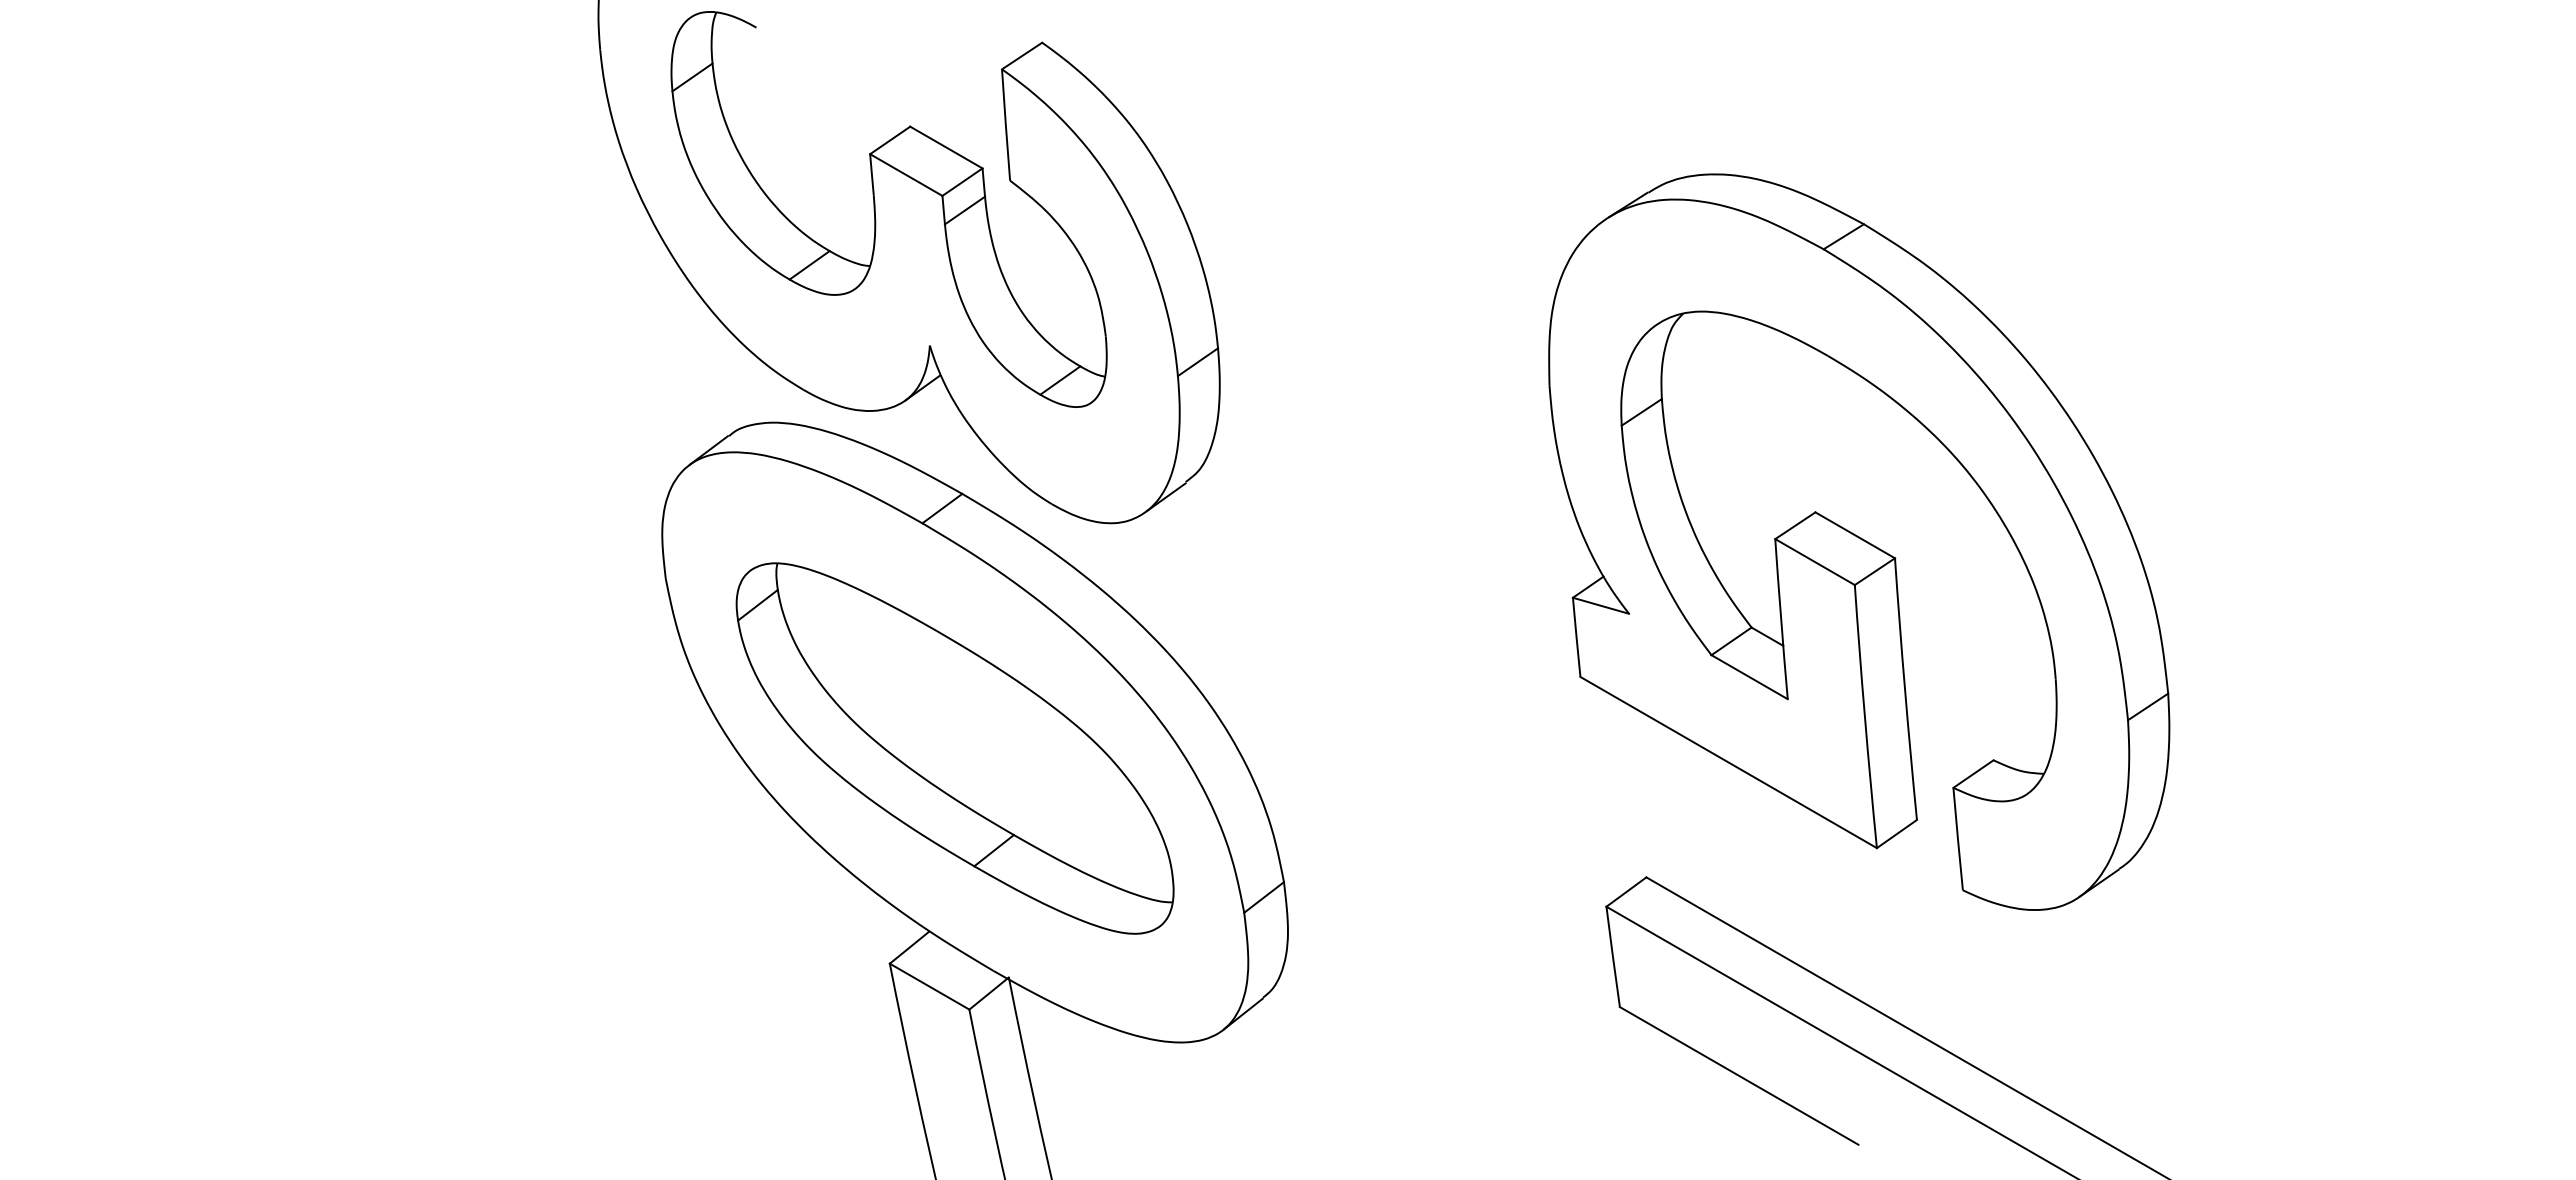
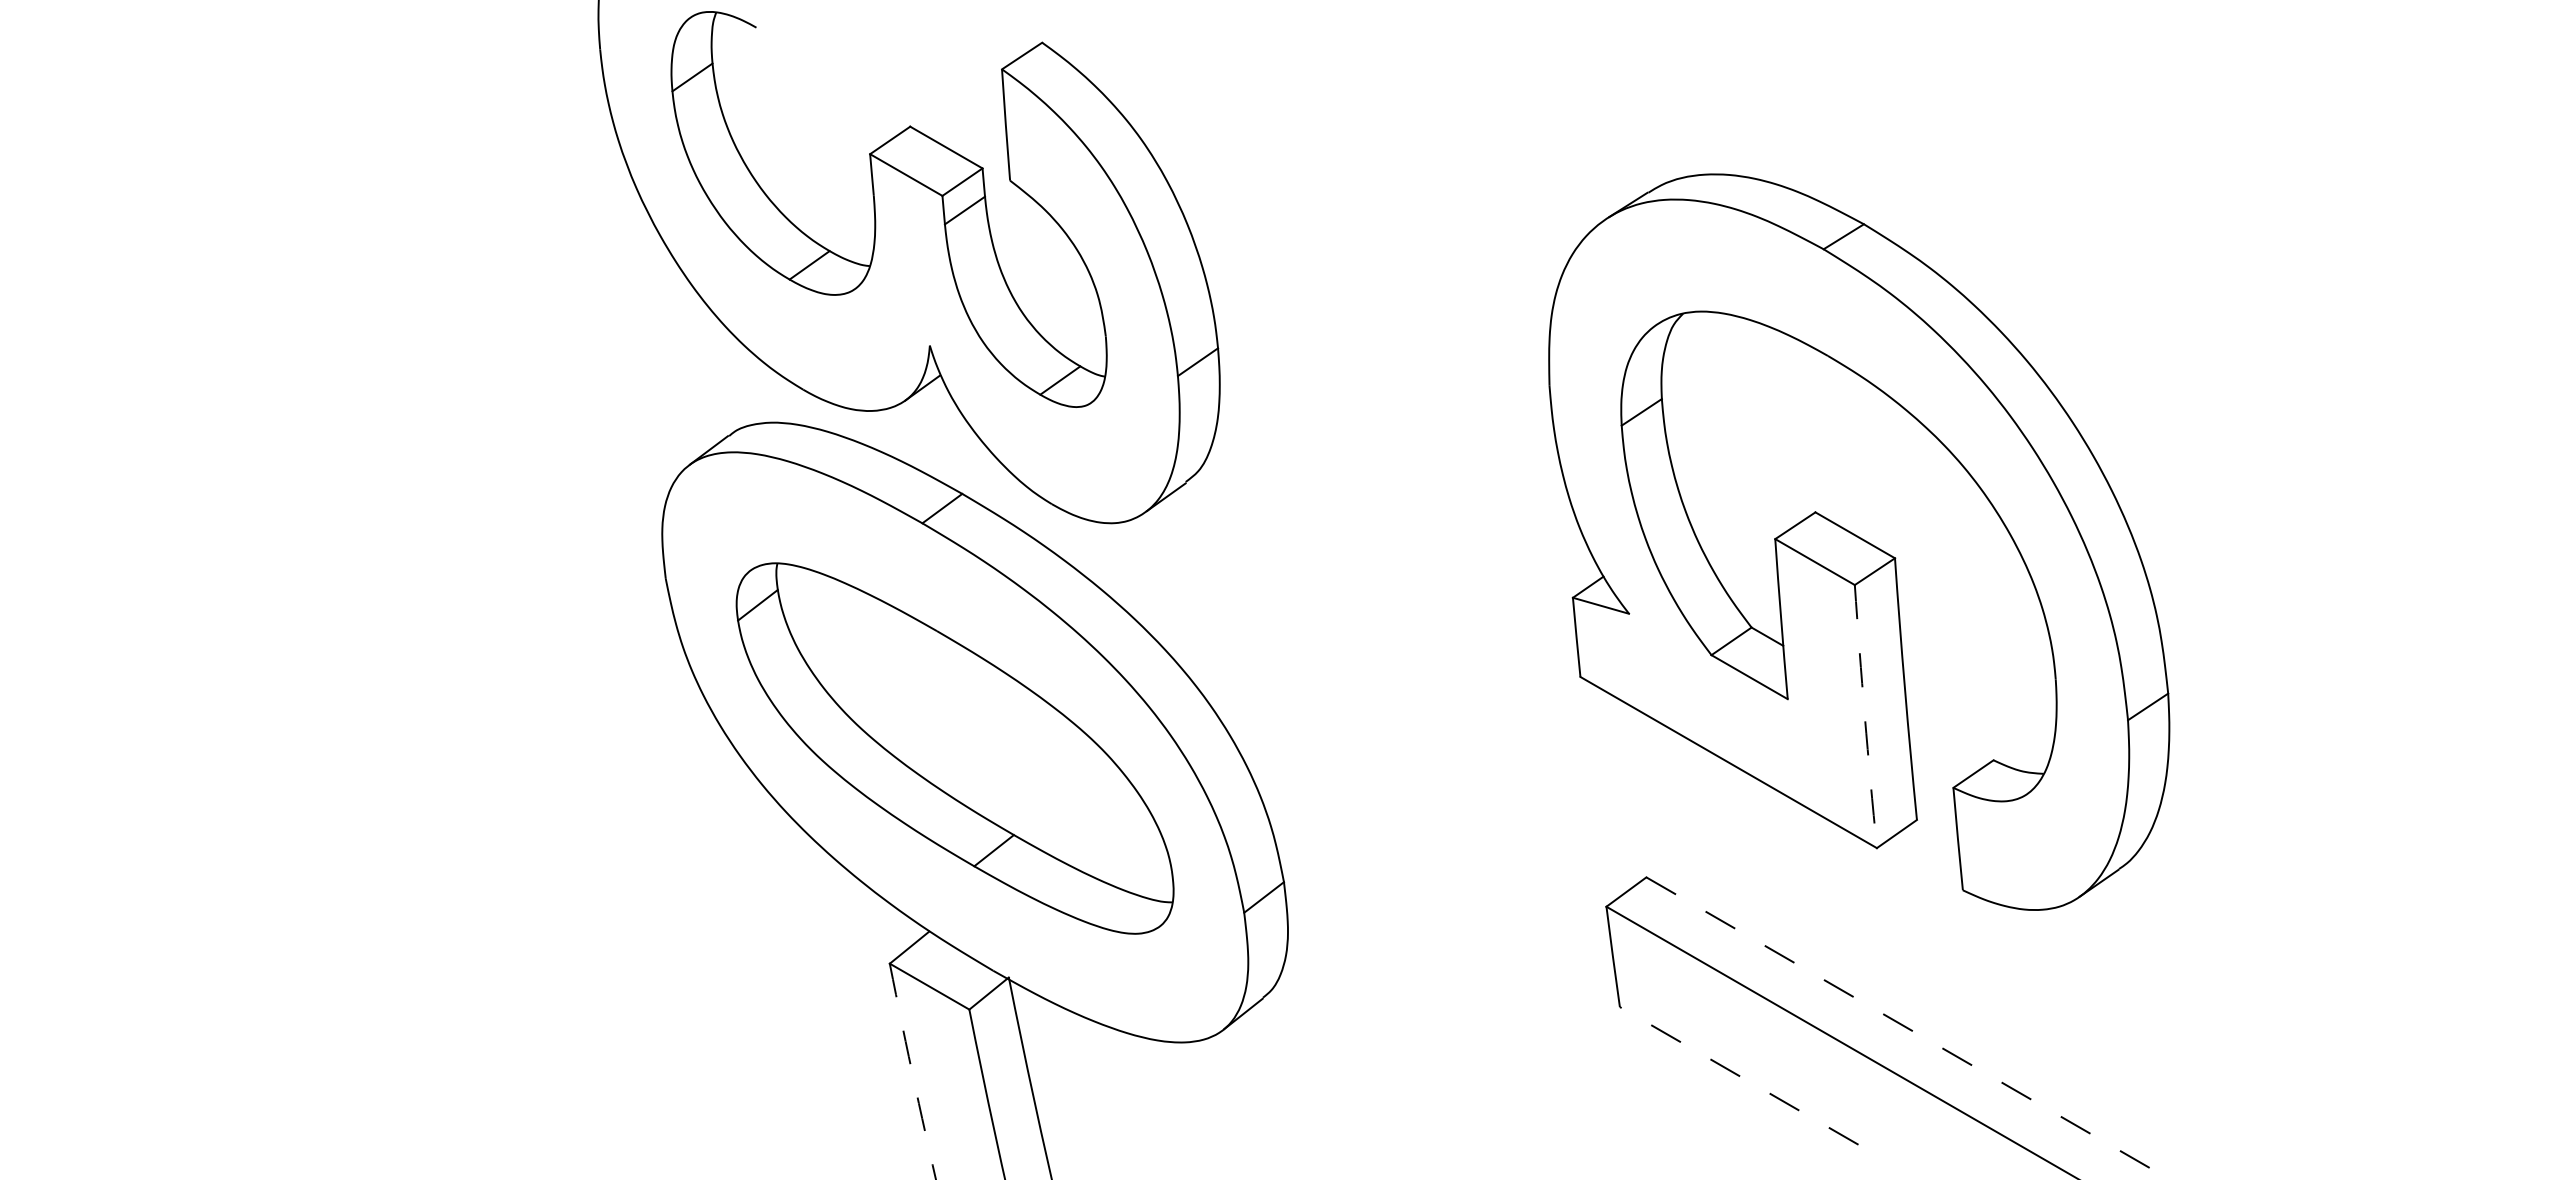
arc: solid -> dashed (1864, 716)
line: solid -> dashed (1908, 1028)
arc: solid -> dashed (912, 1072)
line: solid -> dashed (1739, 1075)
